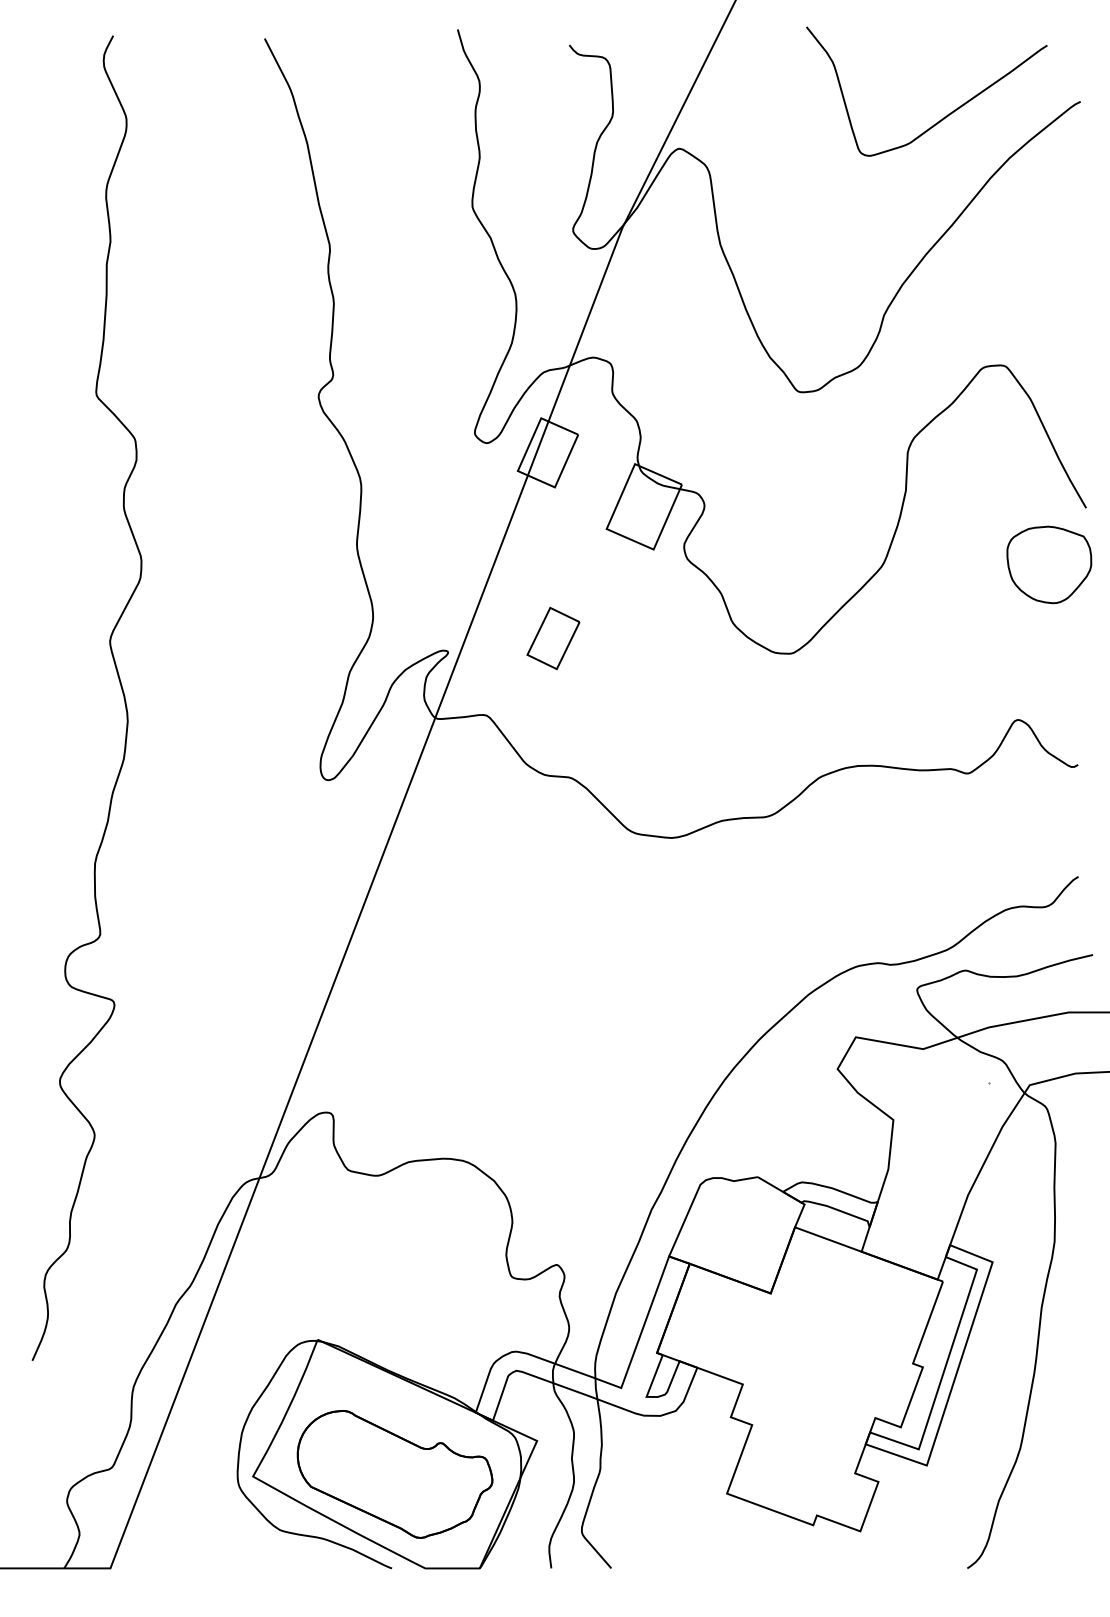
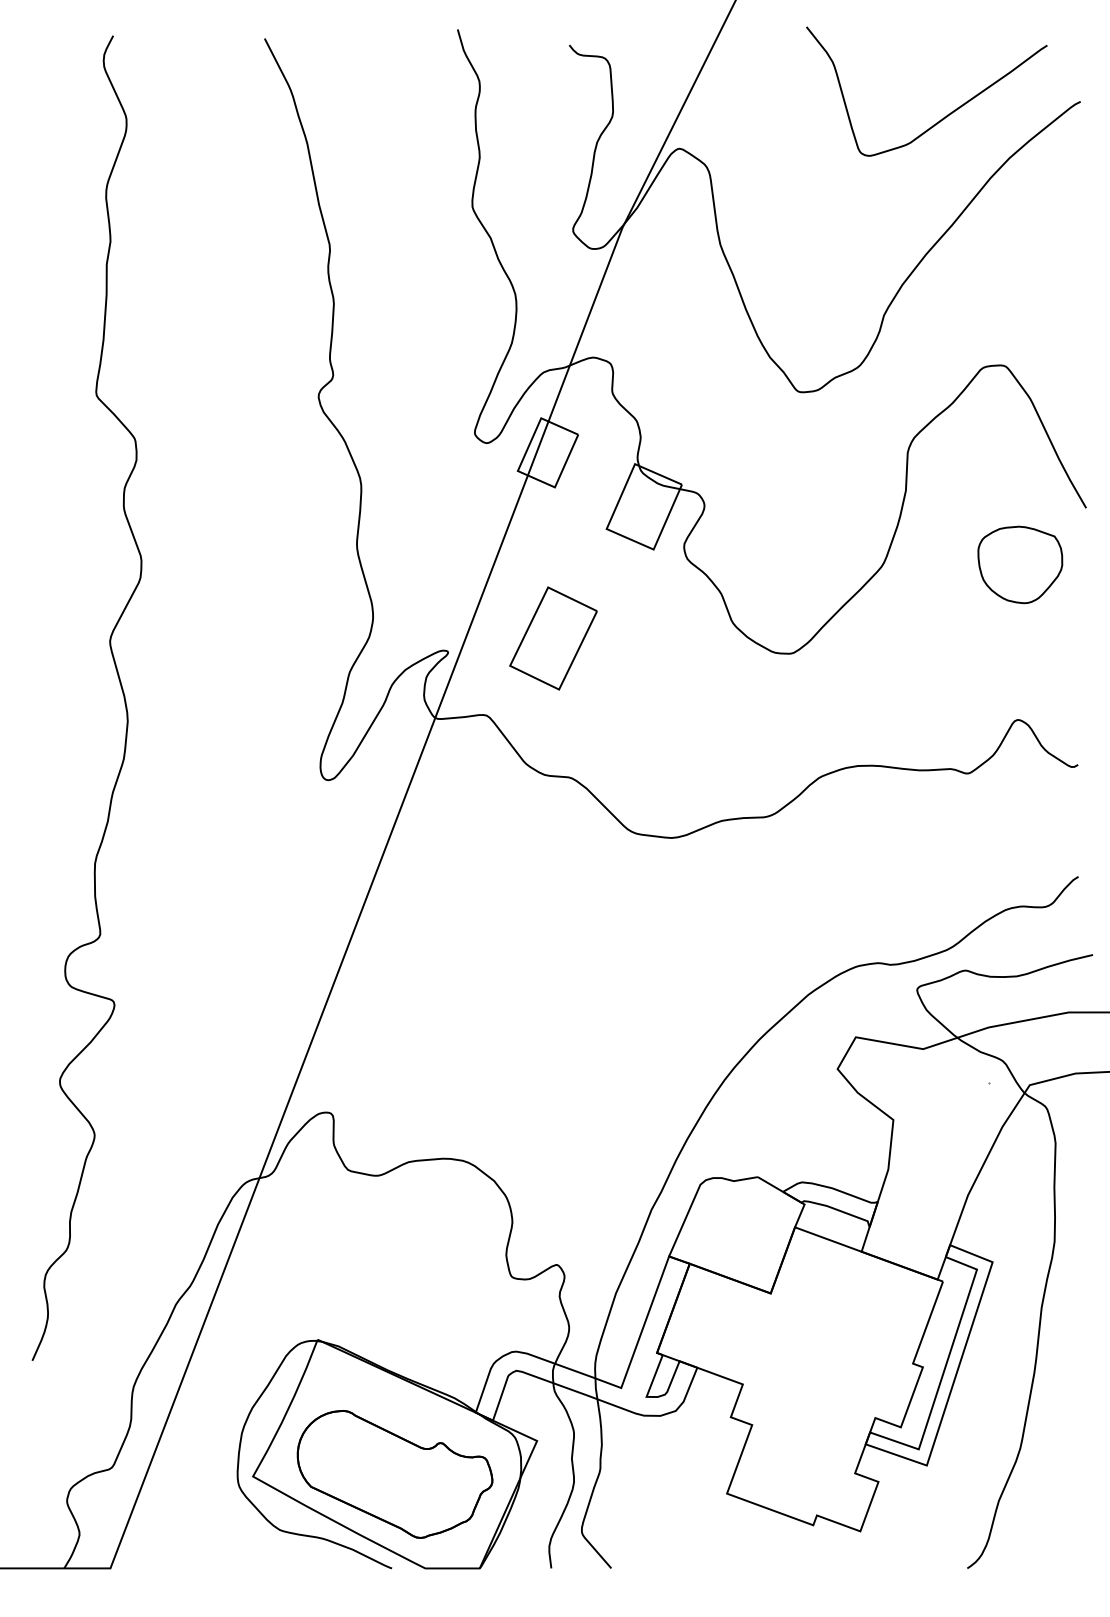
part position: (1049, 564) -> (1020, 564) (1020, 564)
part size: 55x65 px -> 89x105 px (553, 638)
